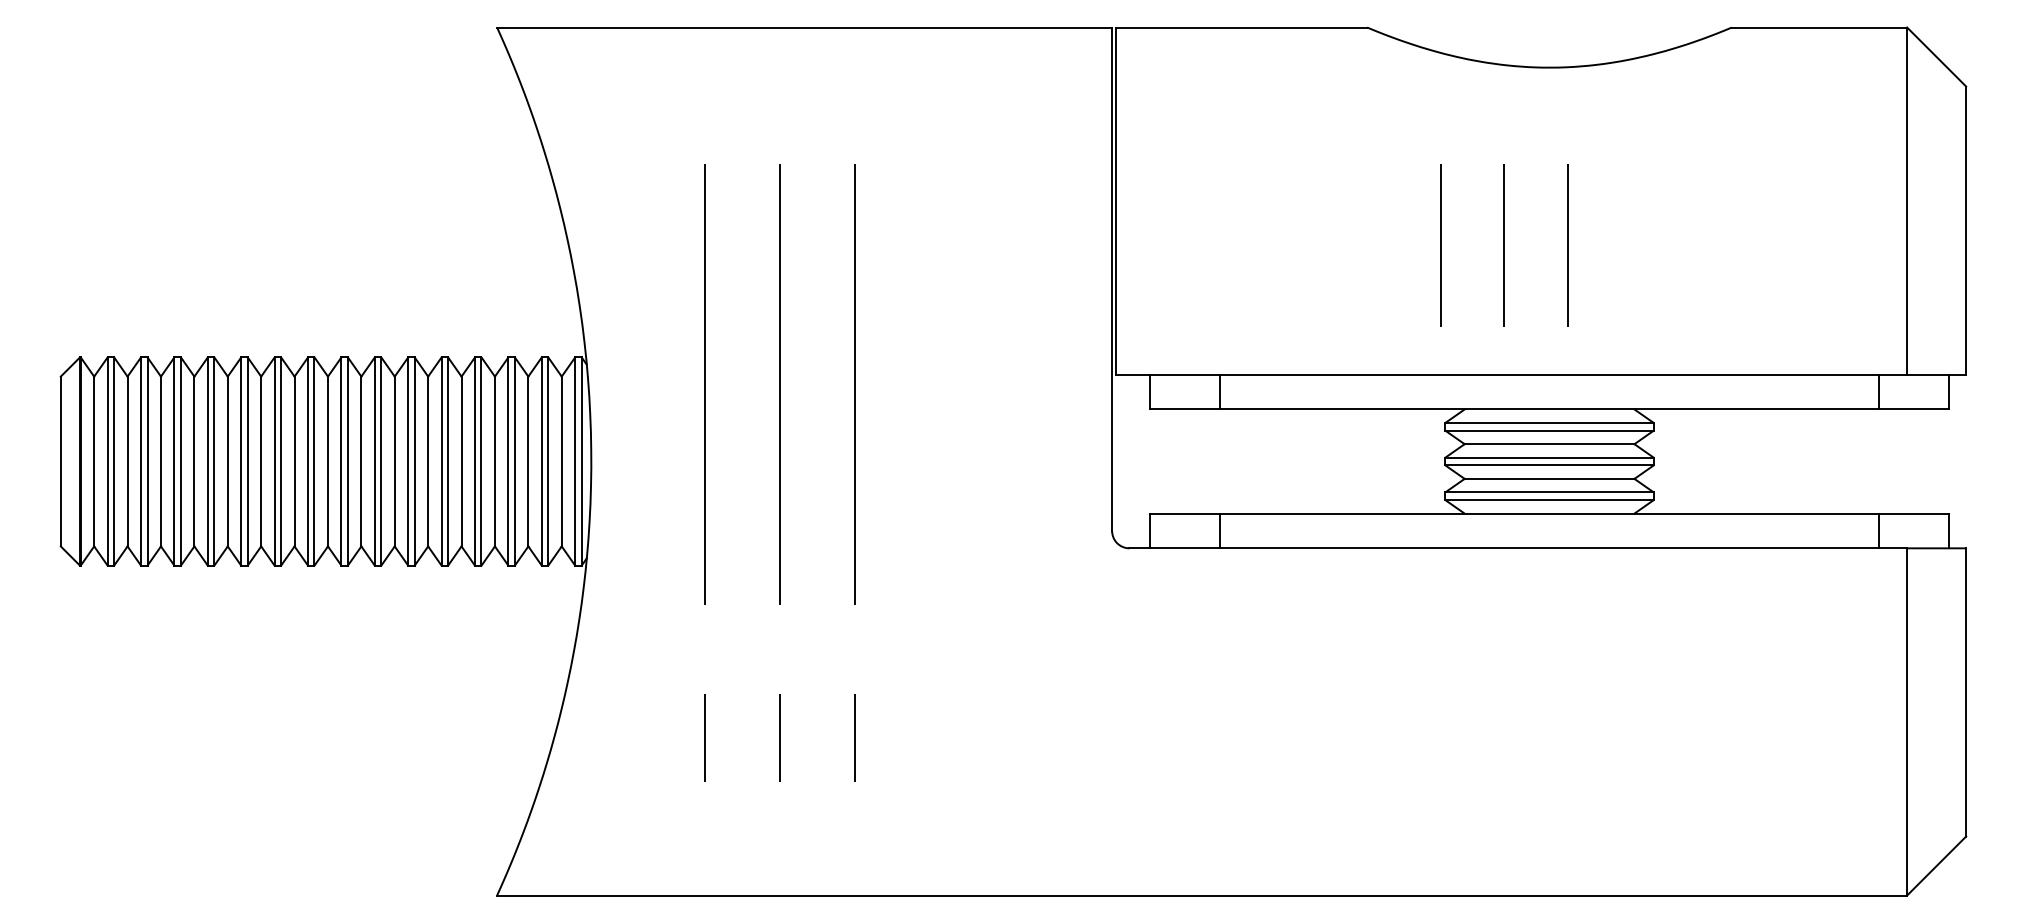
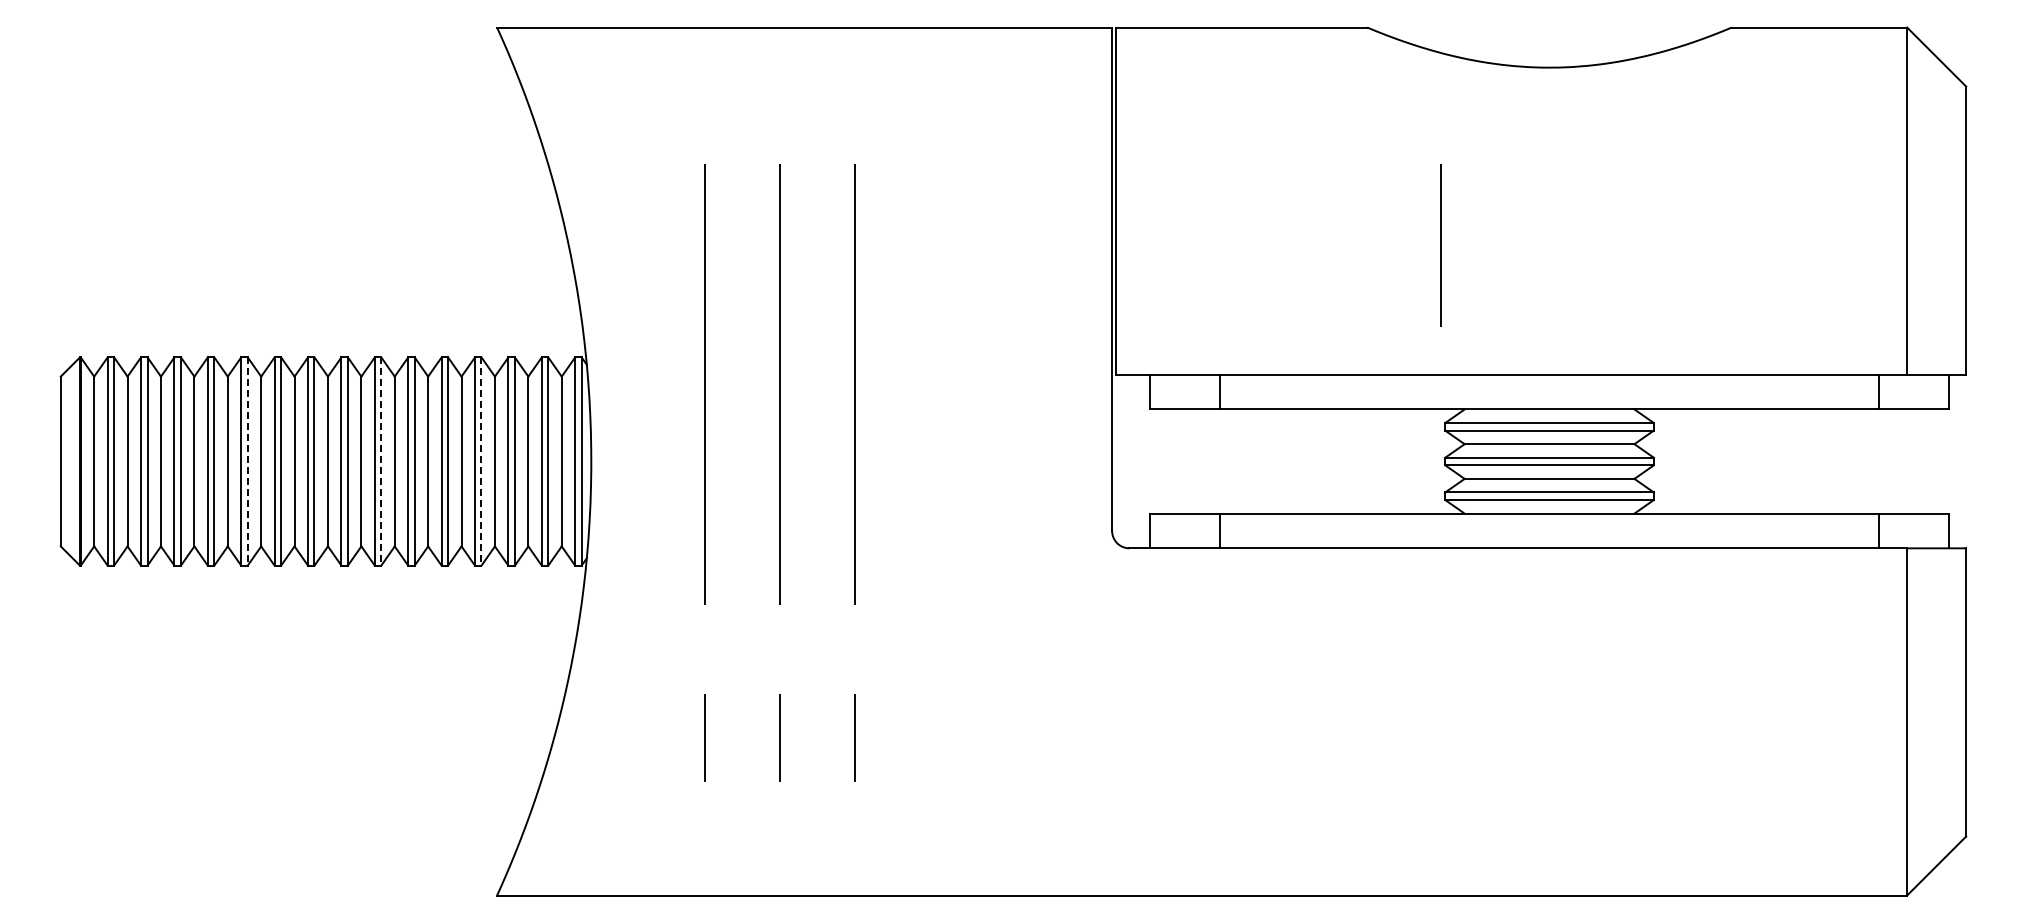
line: present -> none (1504, 245)
line: present -> none (1568, 245)
line: solid -> dashed (247, 462)
line: solid -> dashed (381, 462)
line: solid -> dashed (481, 462)
